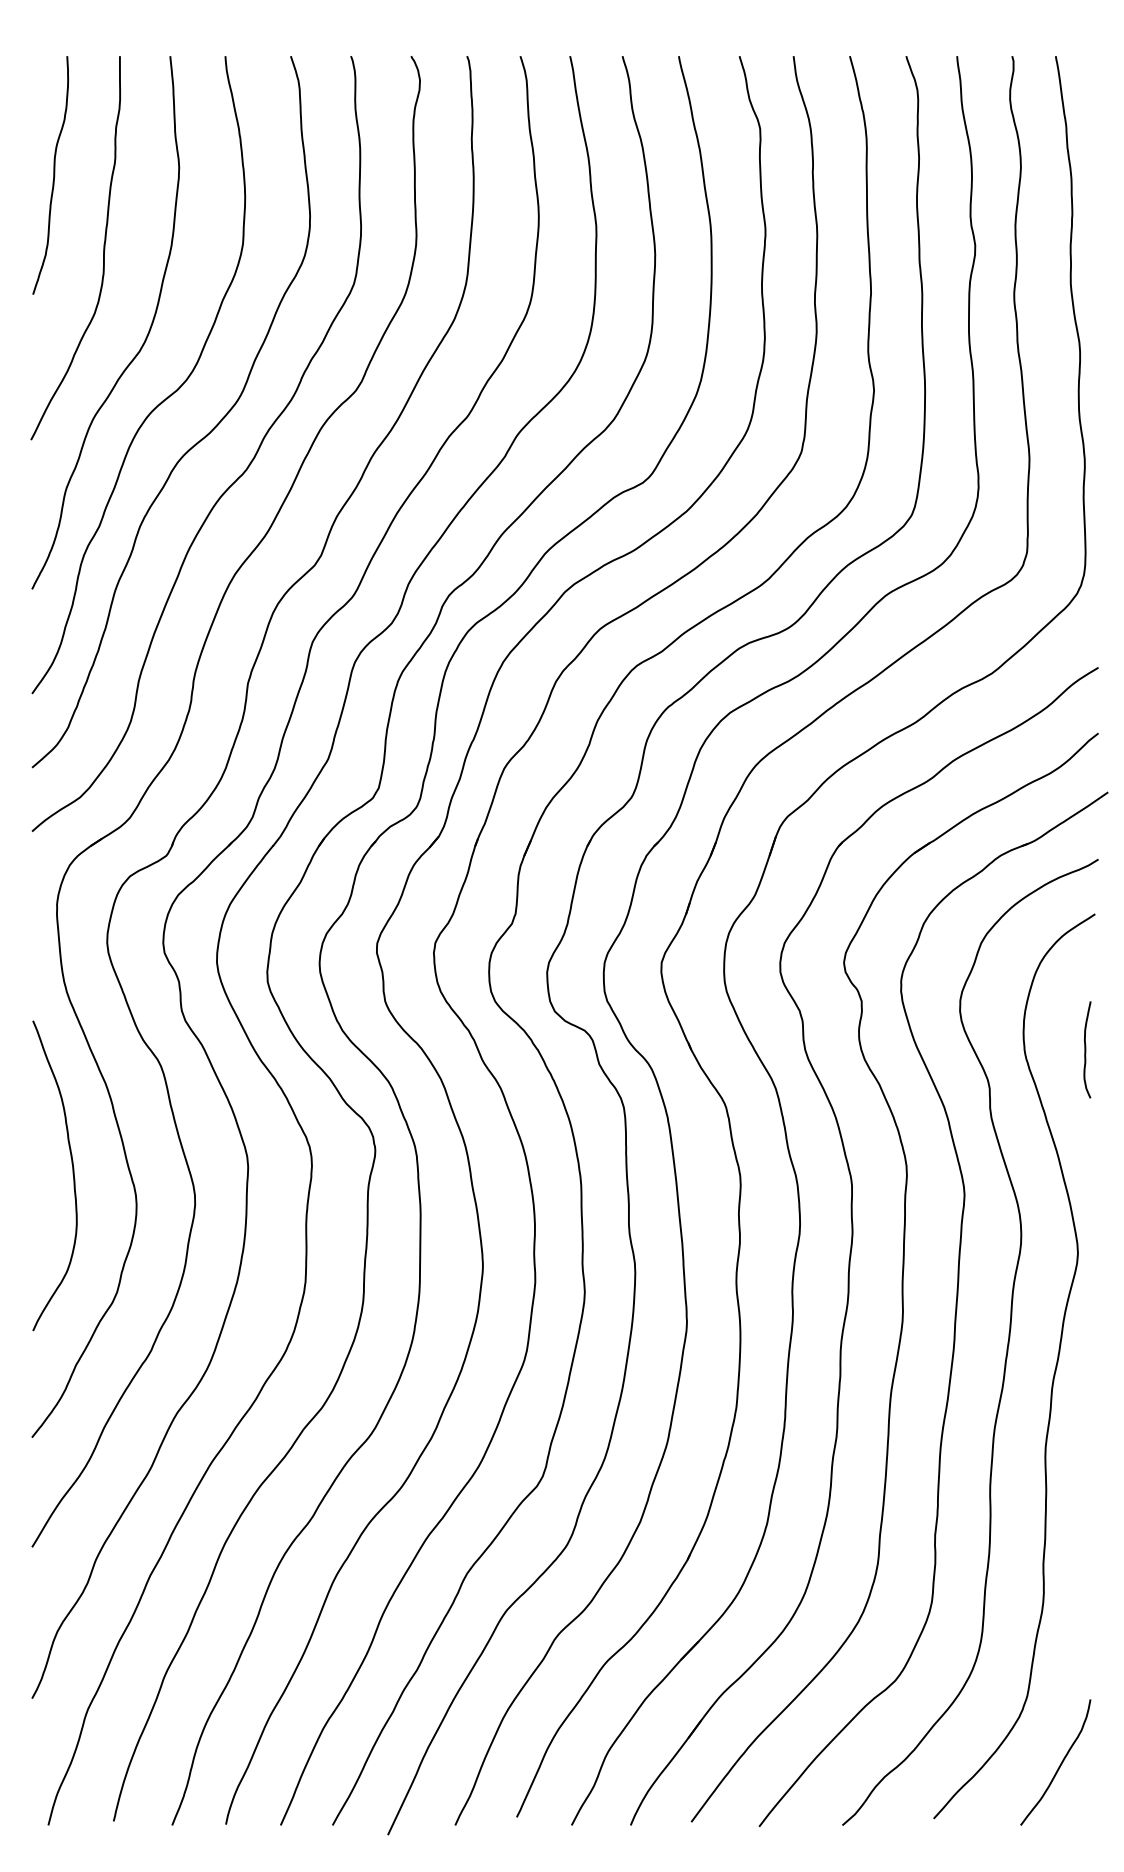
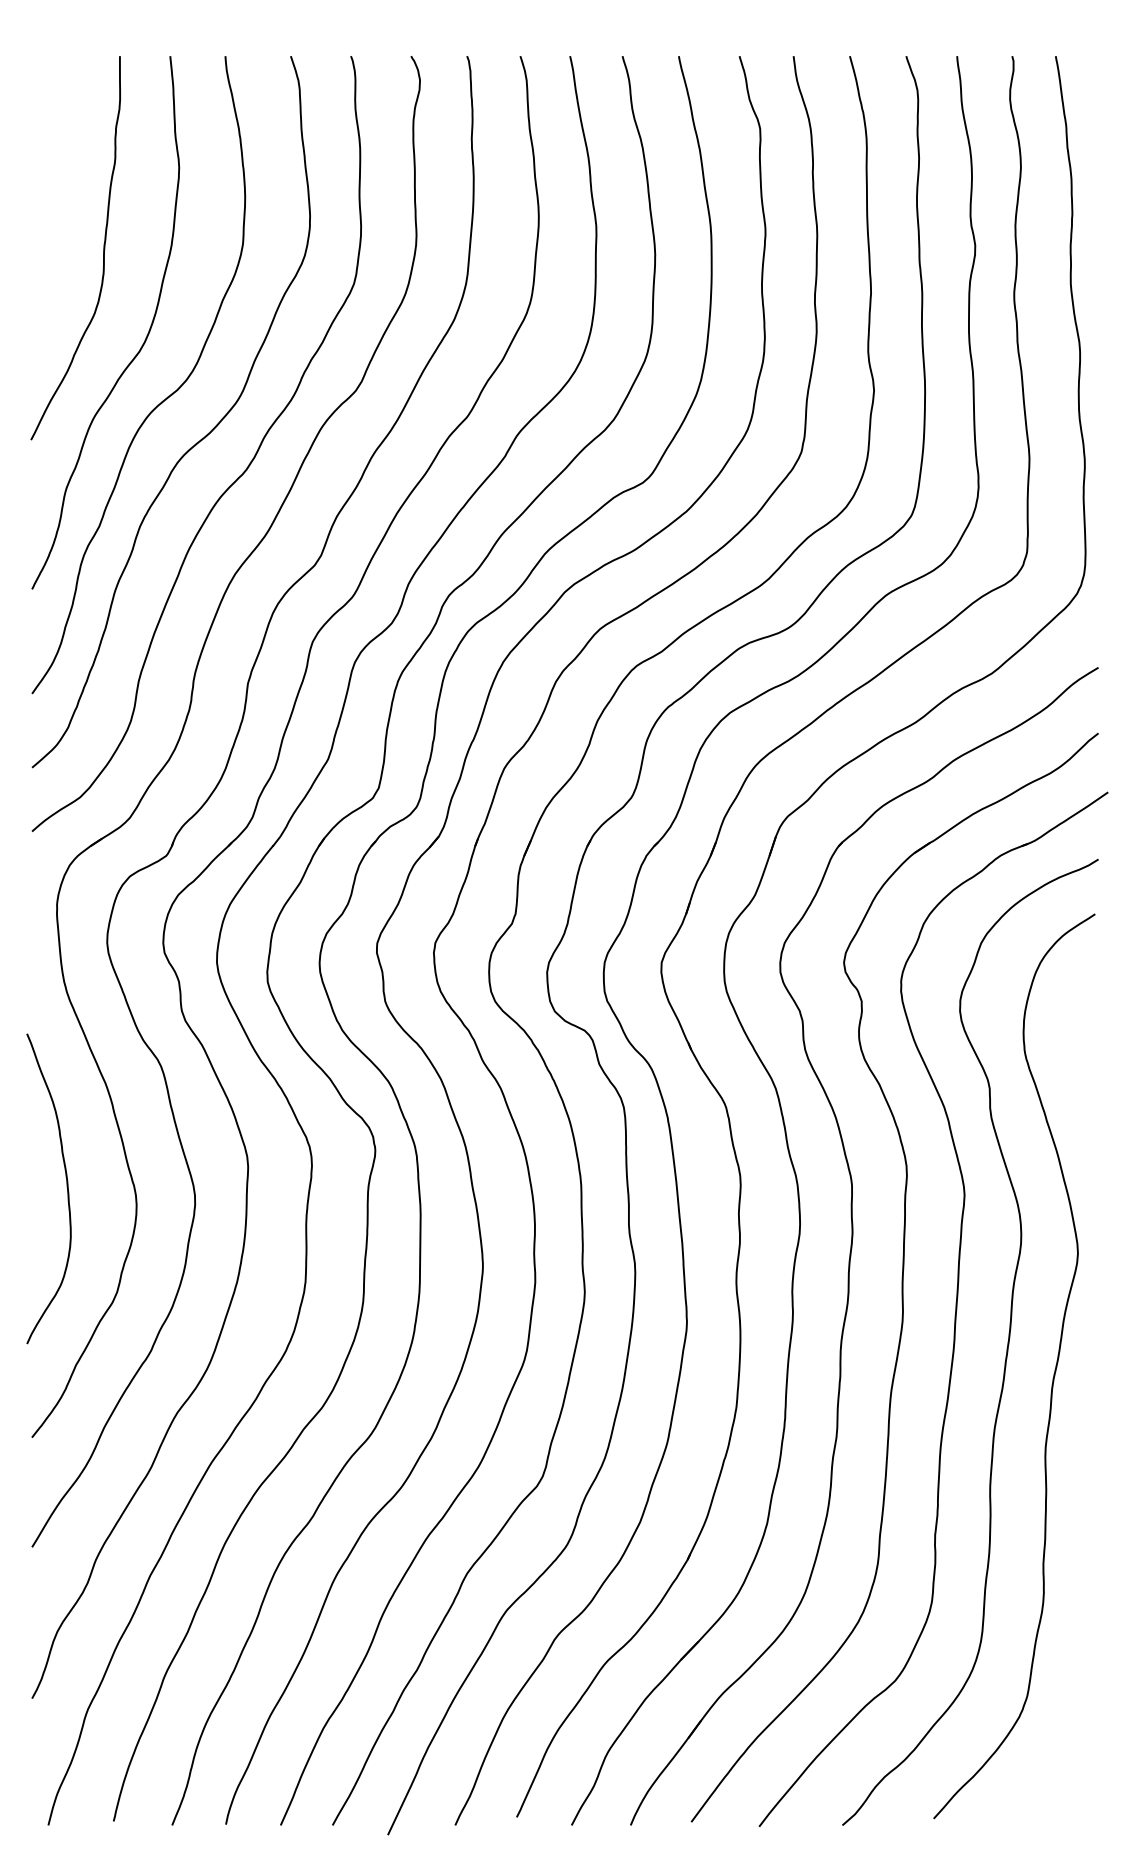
curve: present -> none (53, 175)
curve: present -> none (1086, 1049)
curve position: (72, 1174) -> (66, 1187) (66, 1187)
curve: present -> none (1059, 1765)
